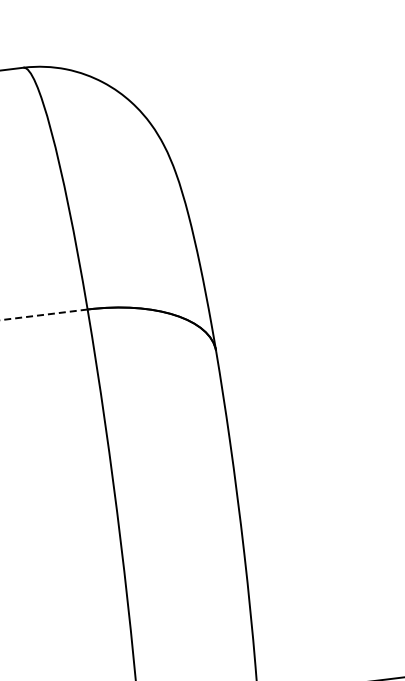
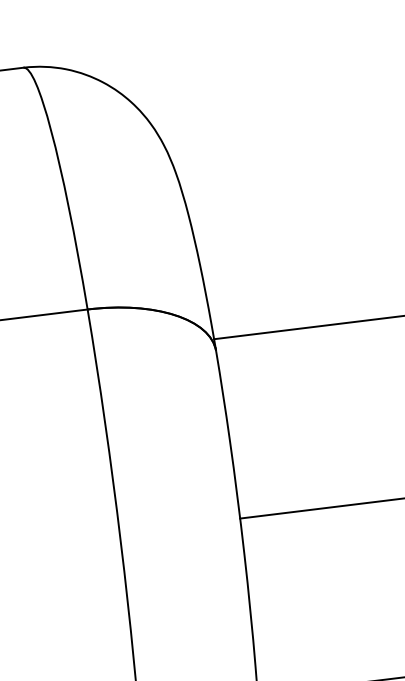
line: dashed -> solid (43, 314)
line: none -> present (307, 327)
line: none -> present (320, 508)
